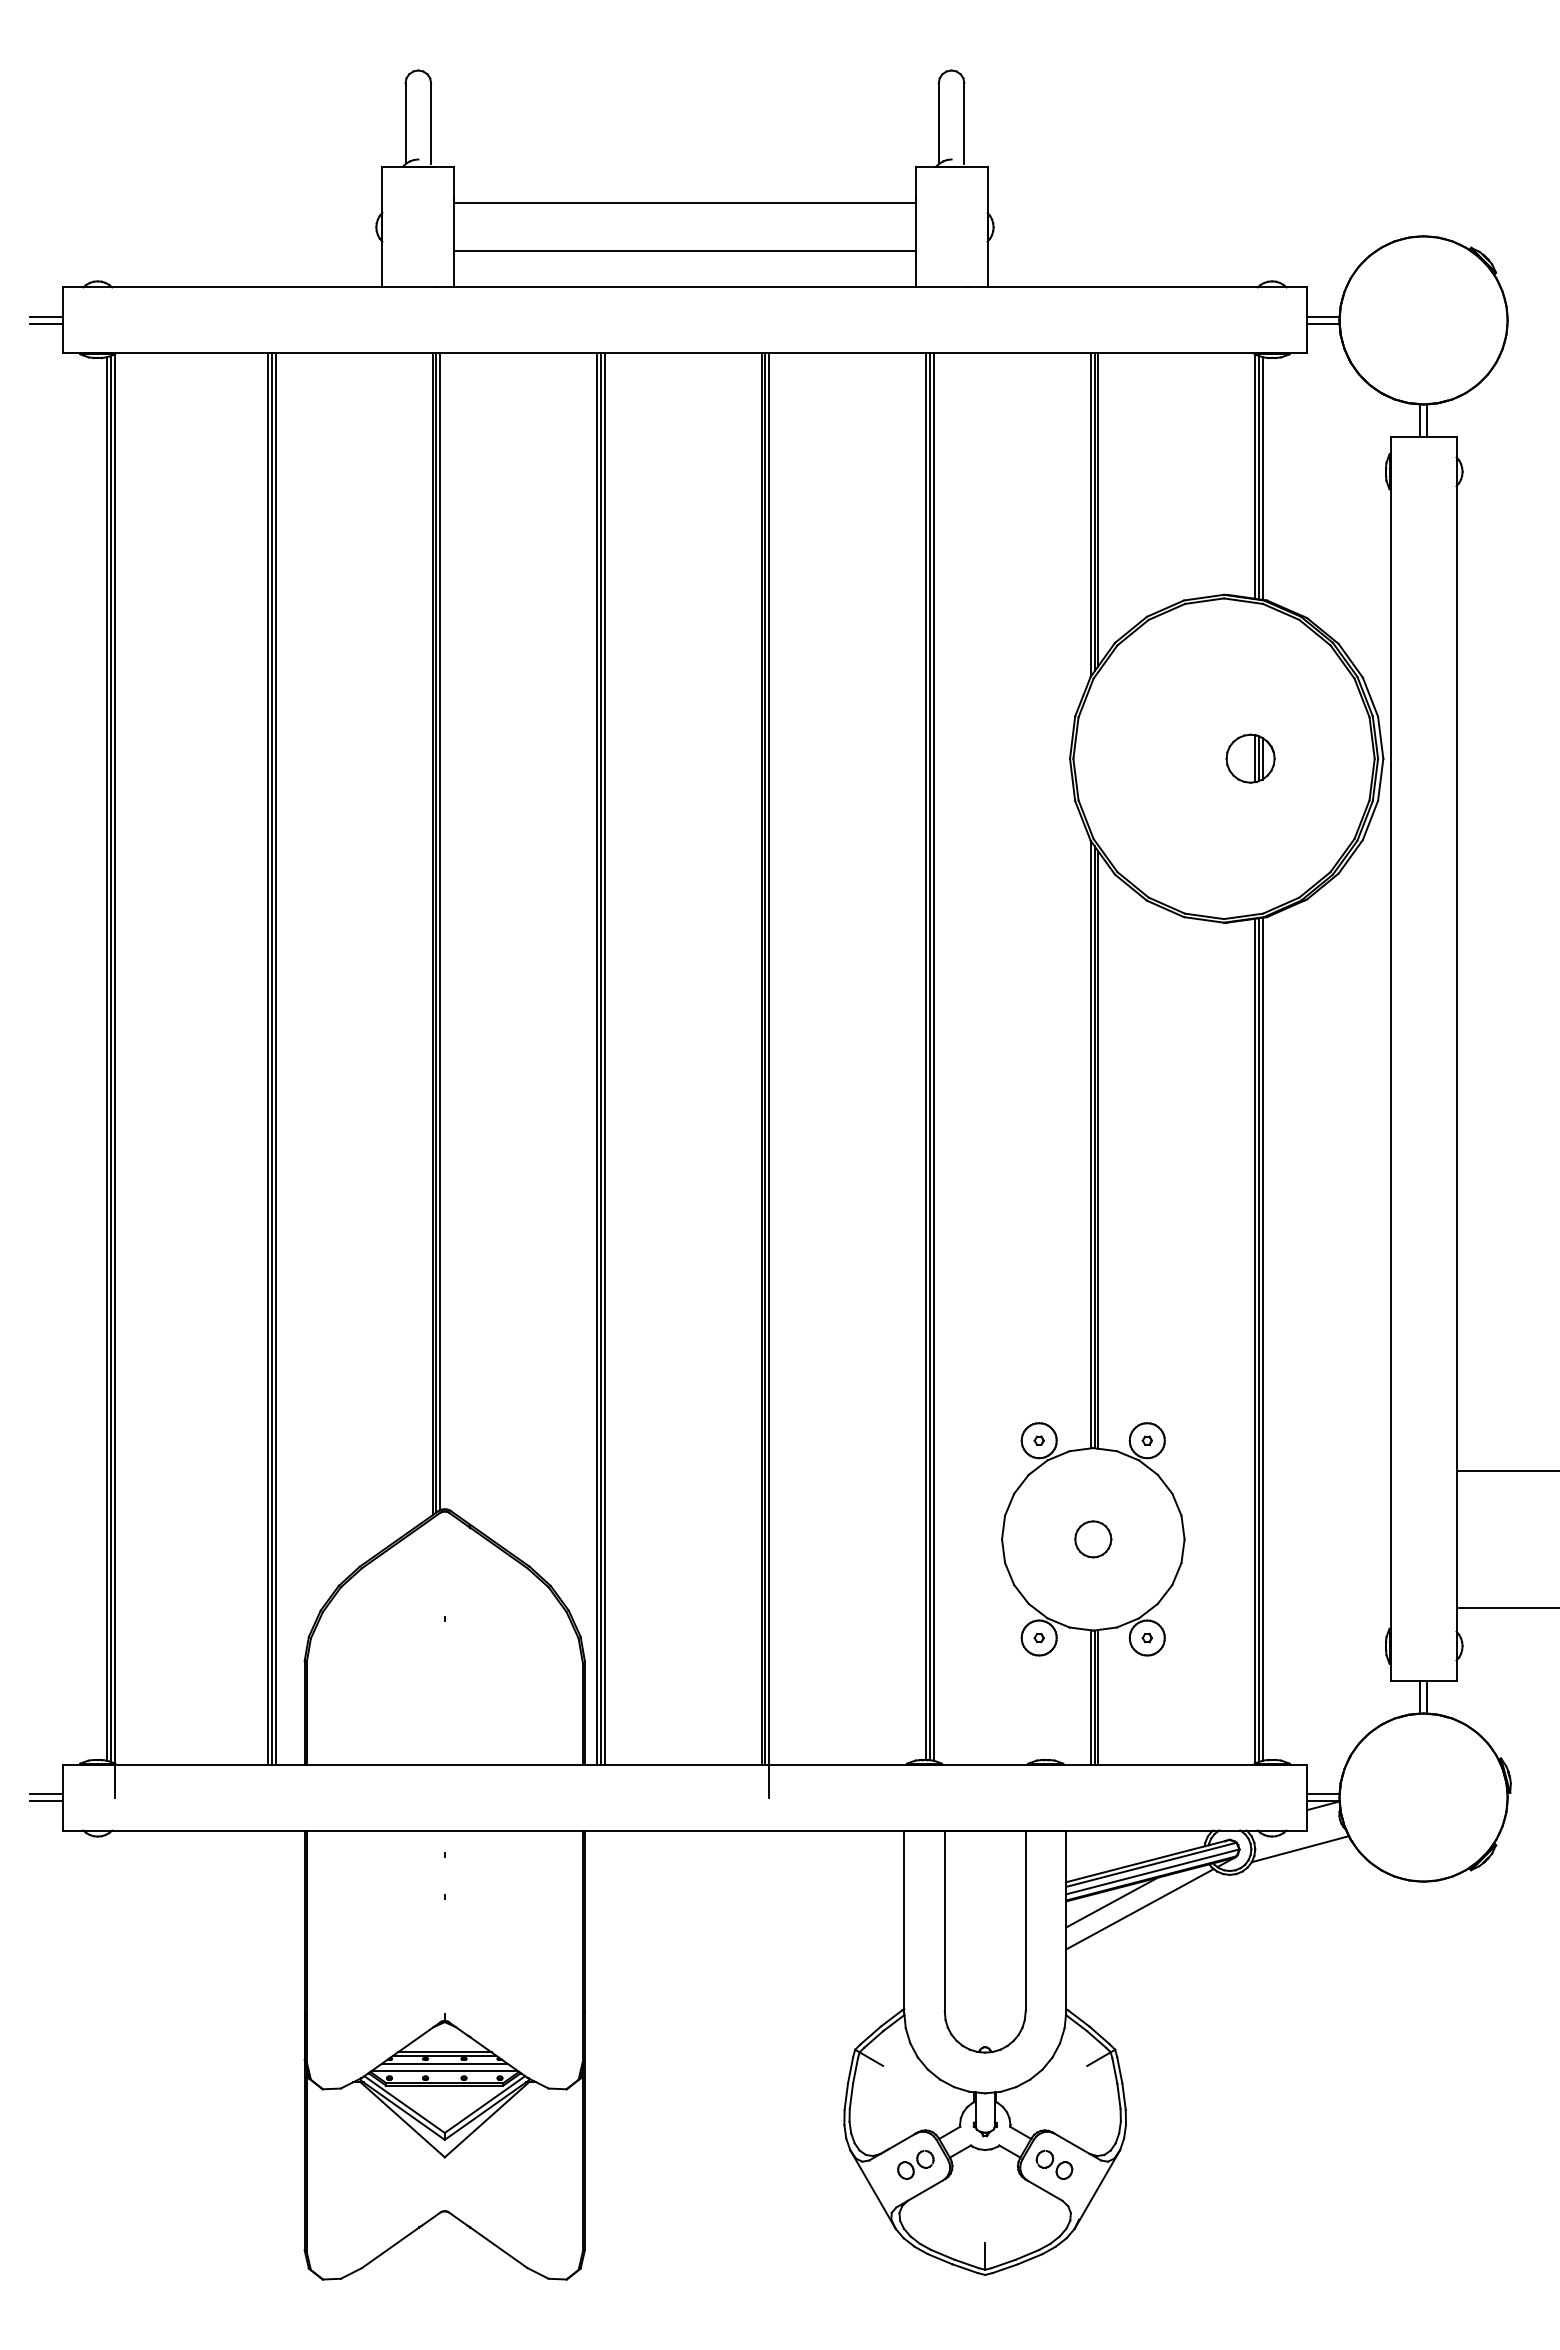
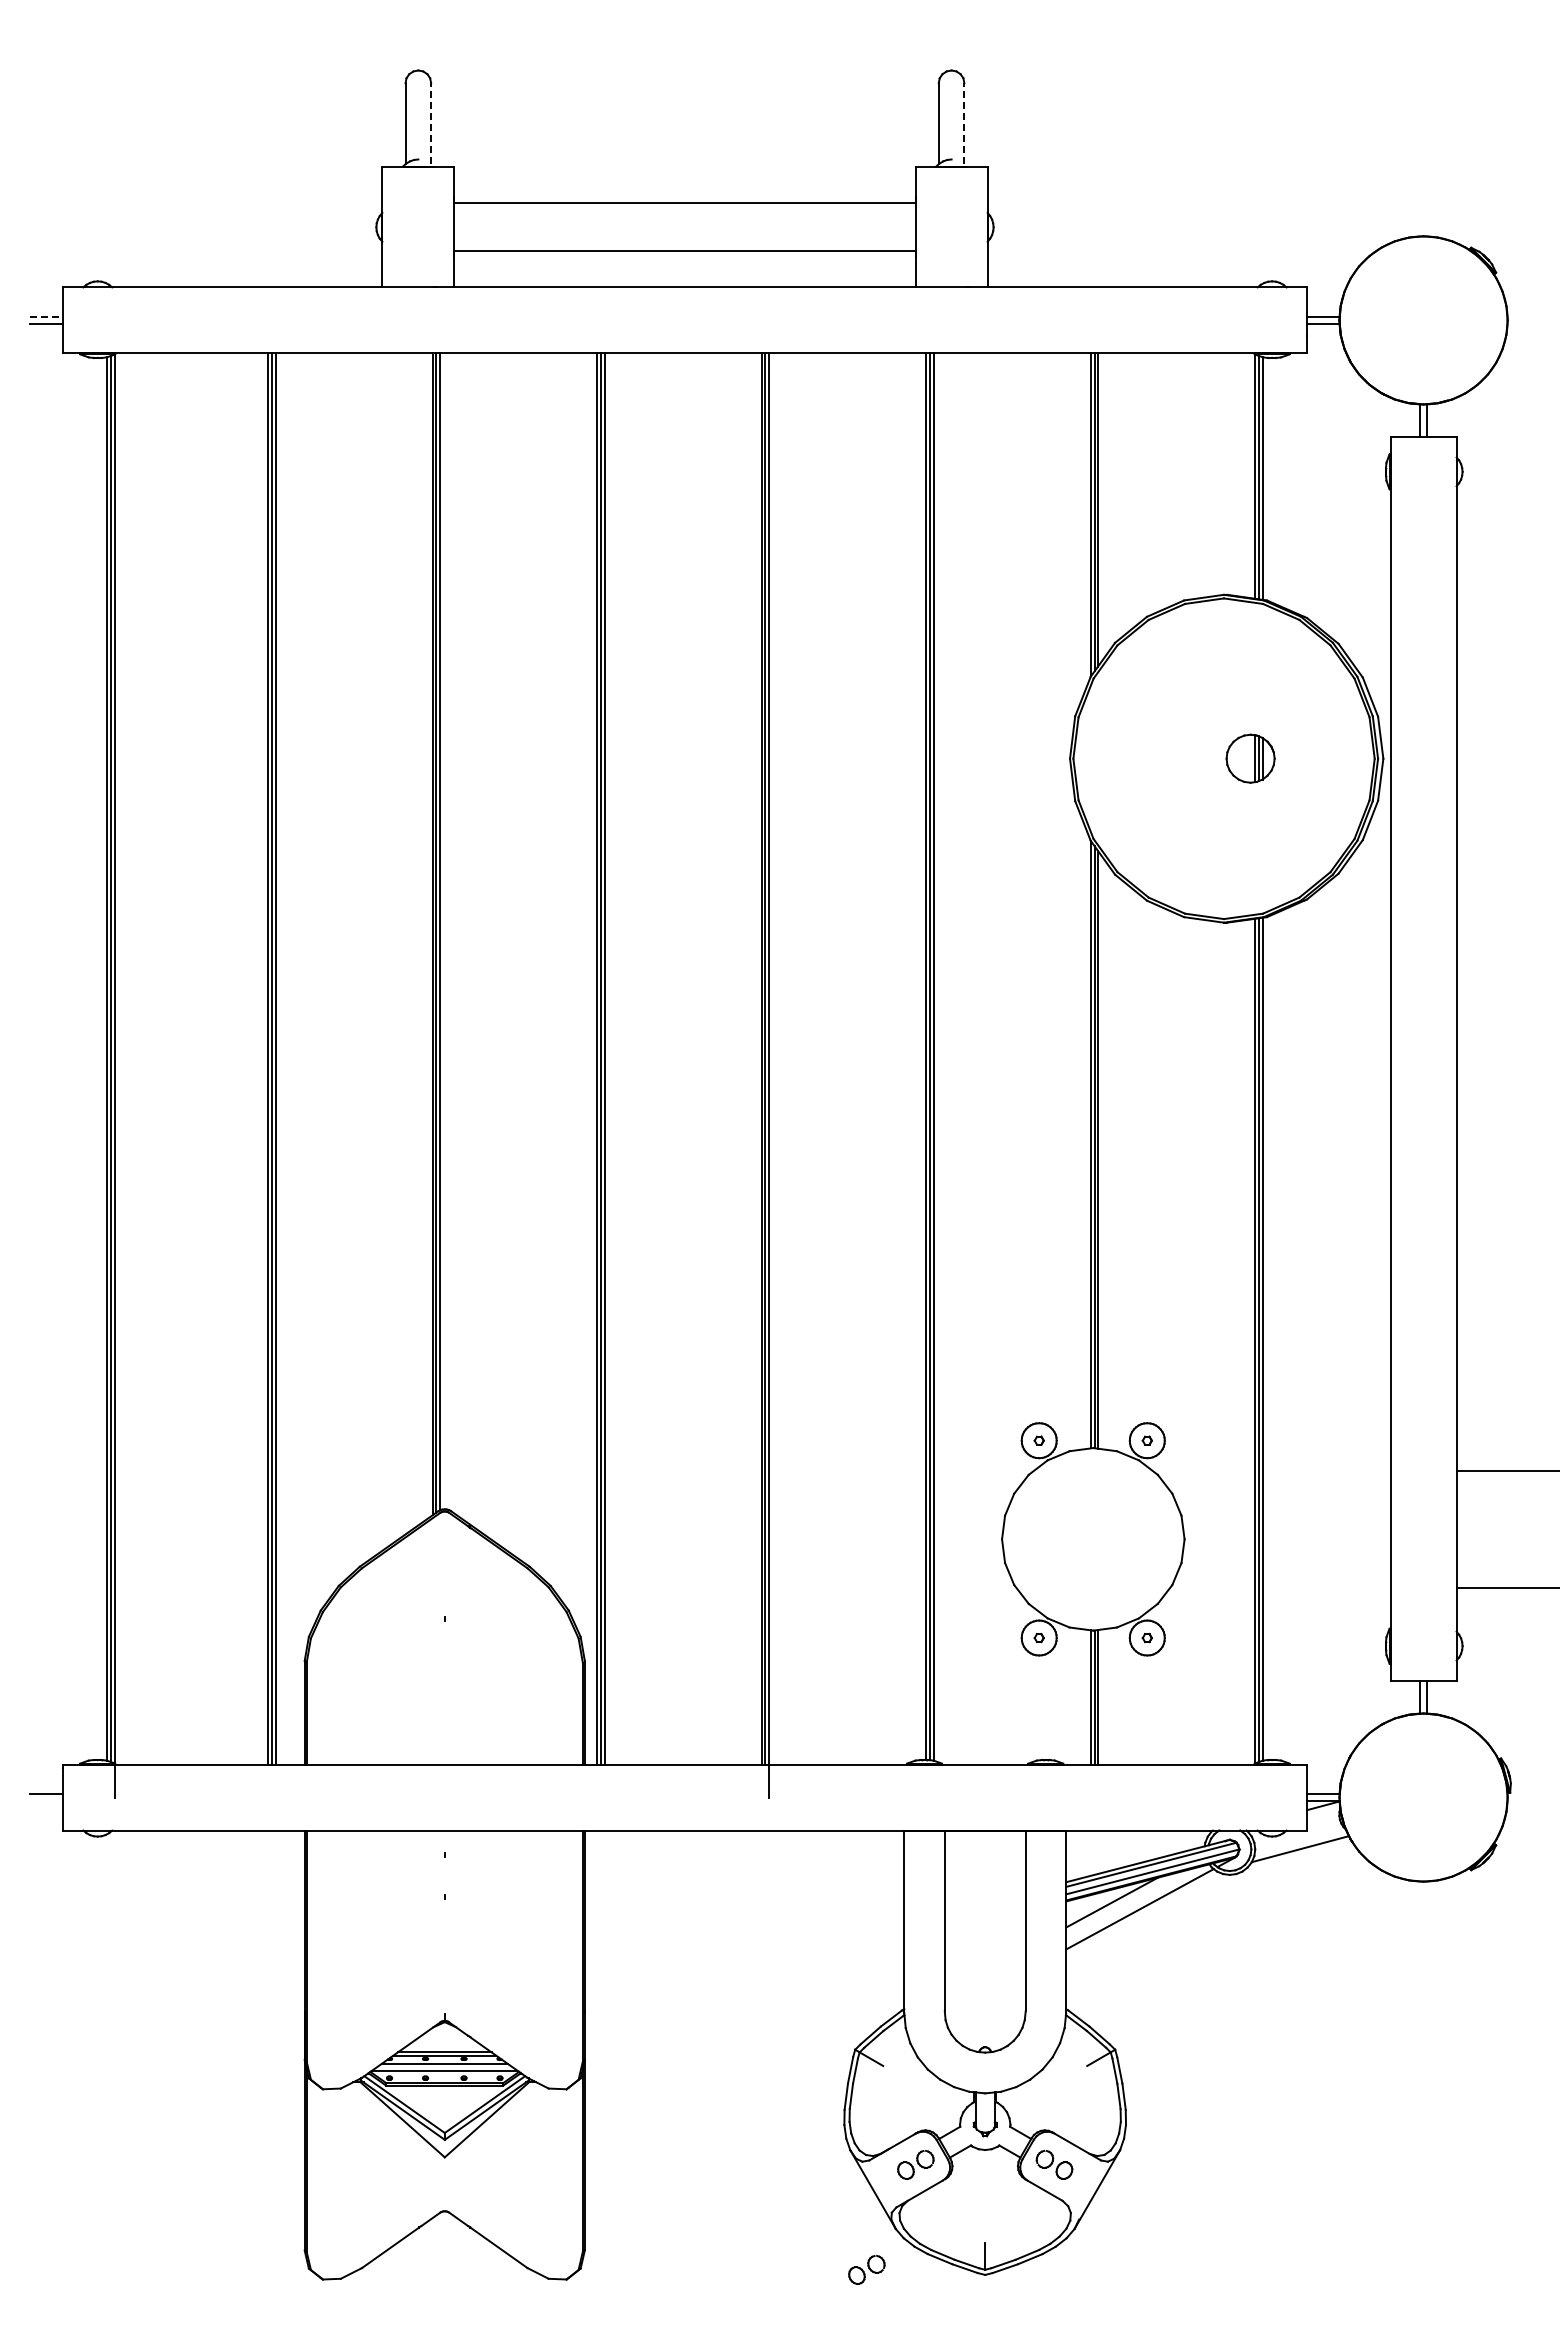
line: solid -> dashed (431, 123)
line: solid -> dashed (964, 123)
line: solid -> dashed (47, 316)
part: present -> none (1093, 1539)
line position: (1506, 1608) -> (1506, 1588) (1506, 1588)
line: present -> none (46, 1801)
part: none -> present (866, 2269)
